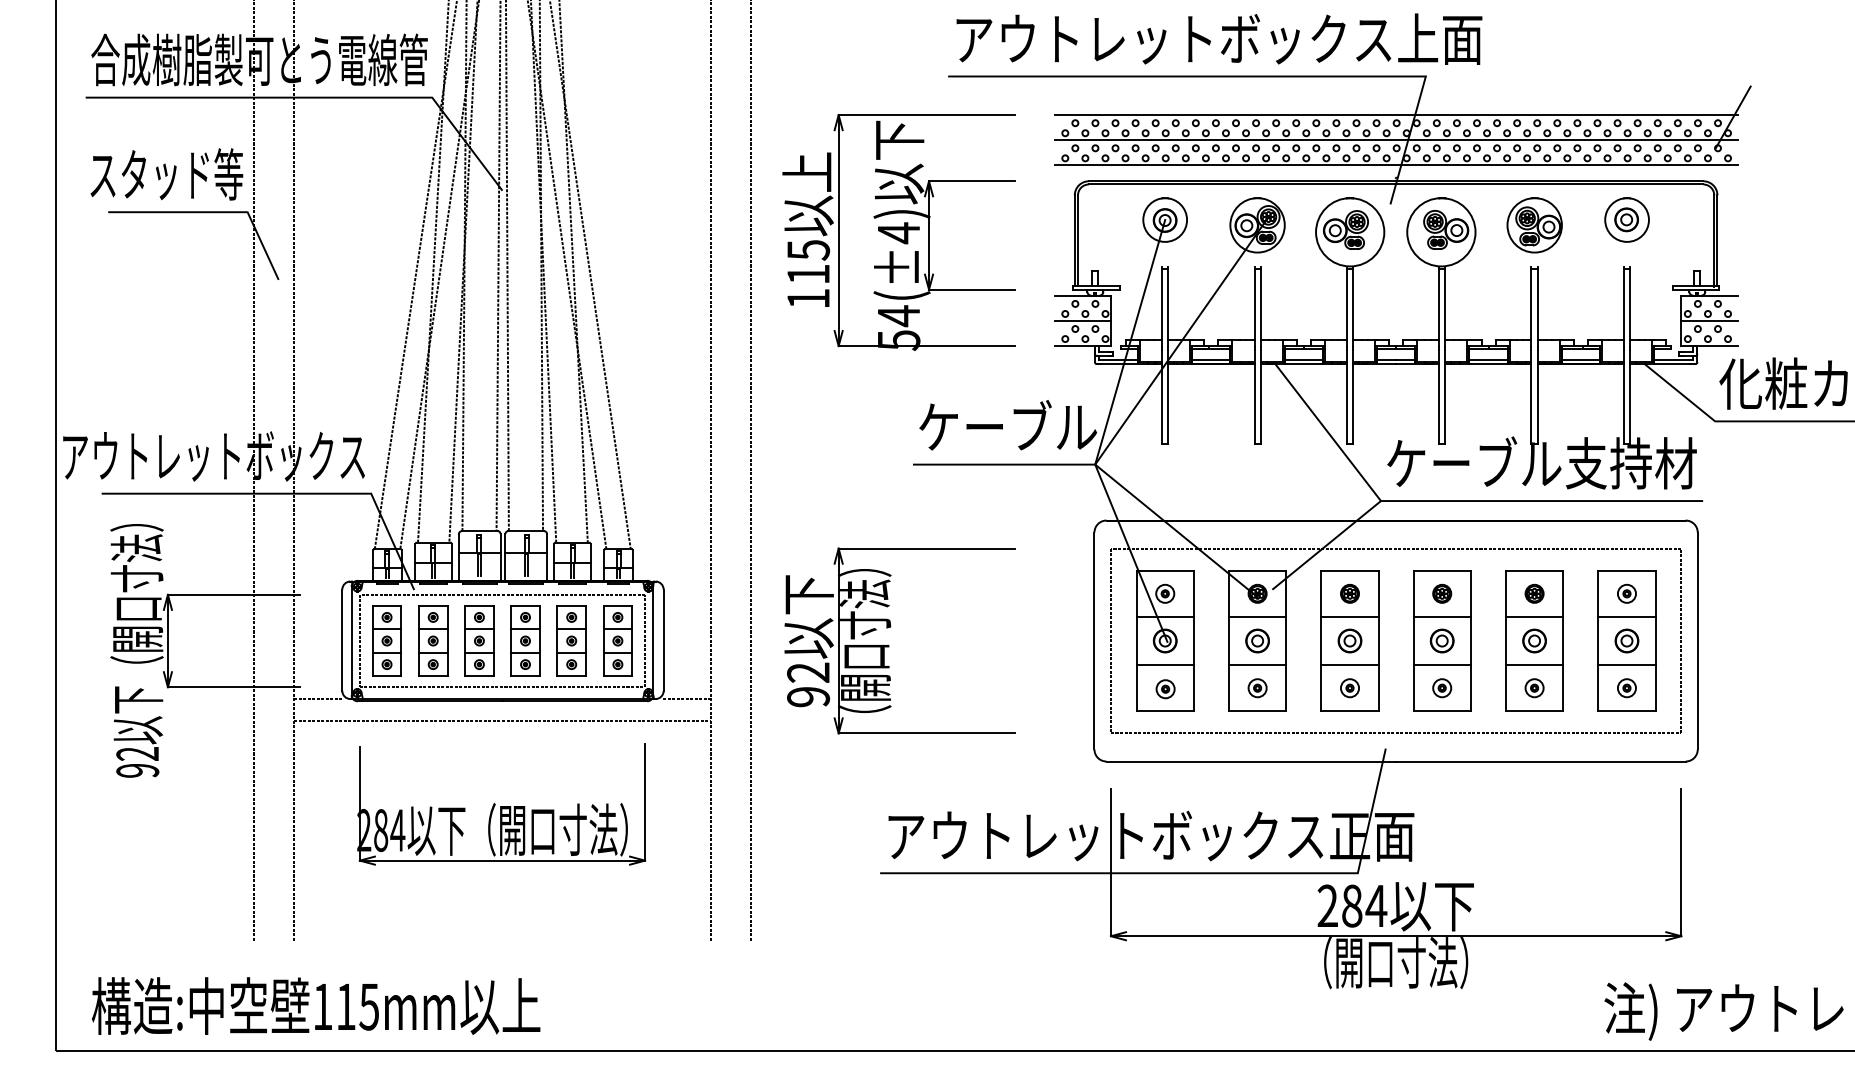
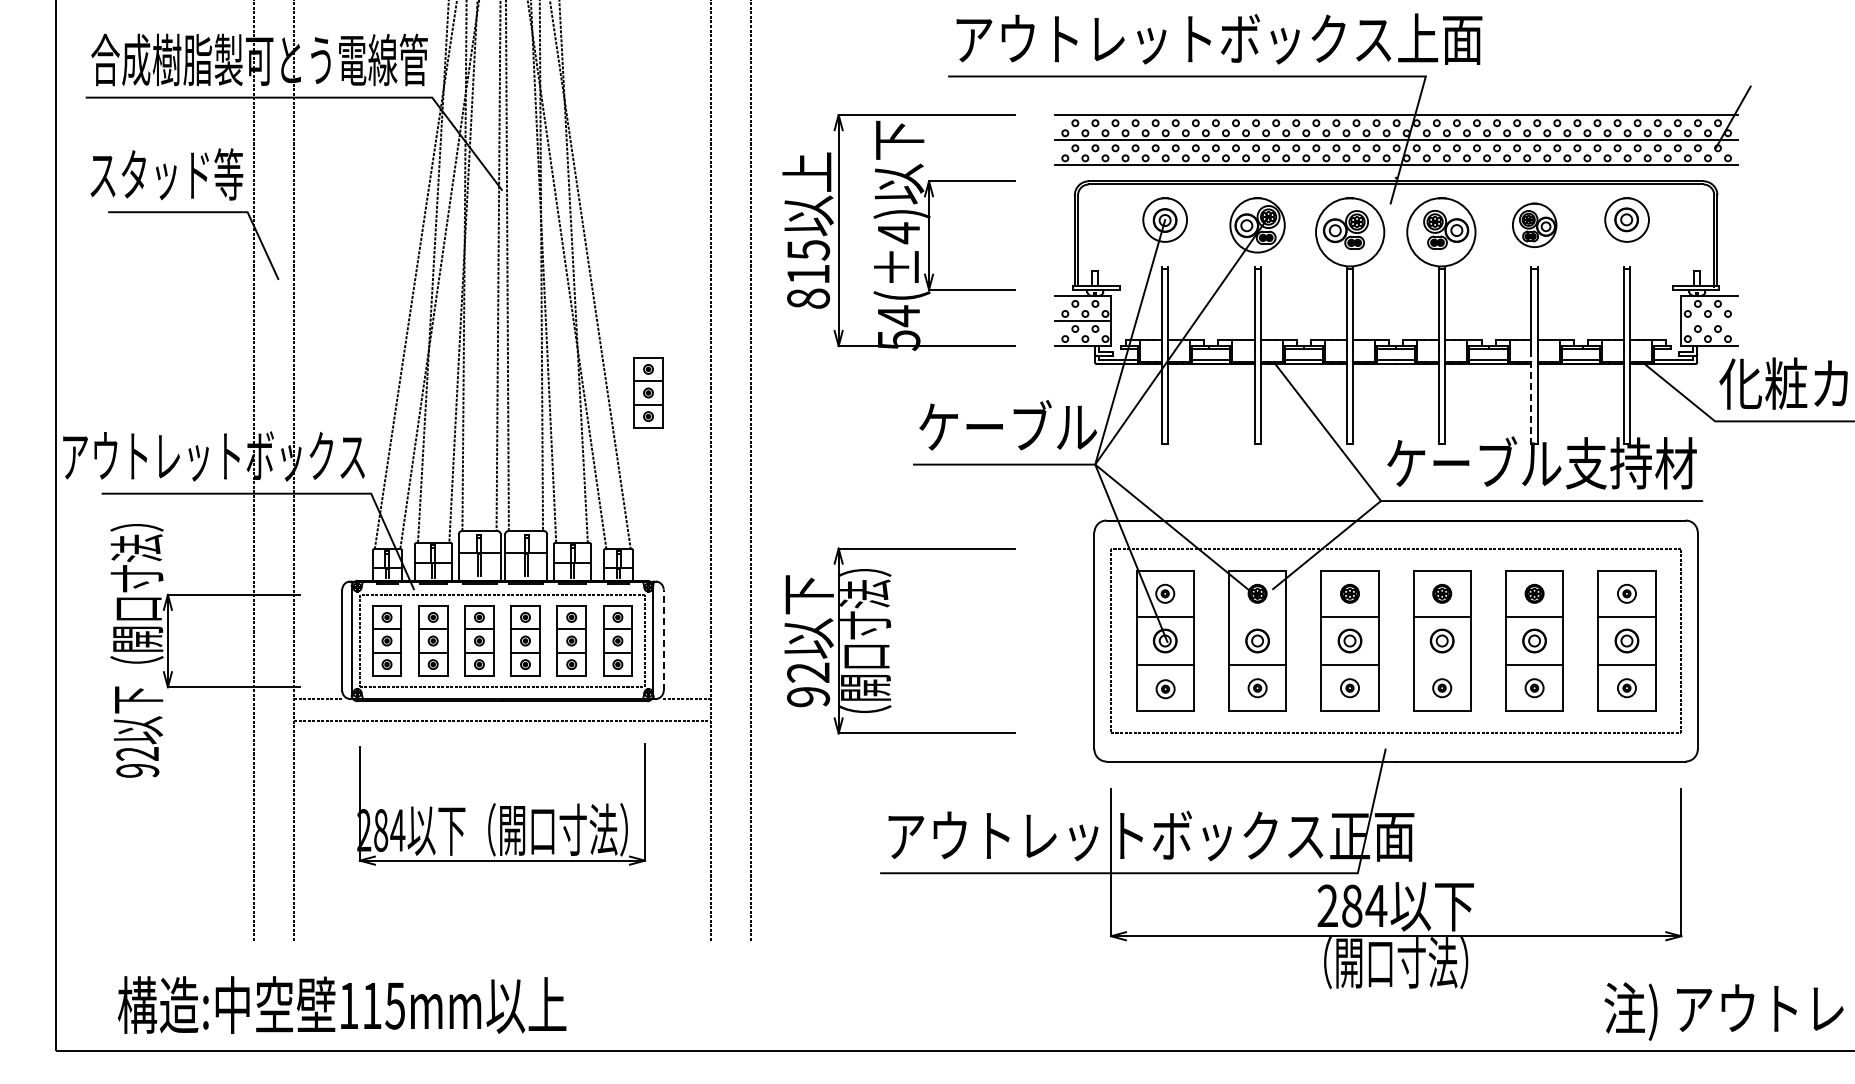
part size: 57x57 px -> 46x46 px (1534, 224)
text: 115 -> 815 (808, 298)
line: present -> none (1709, 320)
part: none -> present (648, 392)
line: solid -> dashed (1531, 397)
line: present -> none (1257, 616)
line: solid -> dashed (663, 640)
line: present -> none (1441, 665)
text position: (316, 1005) -> (342, 1004) (342, 1004)
